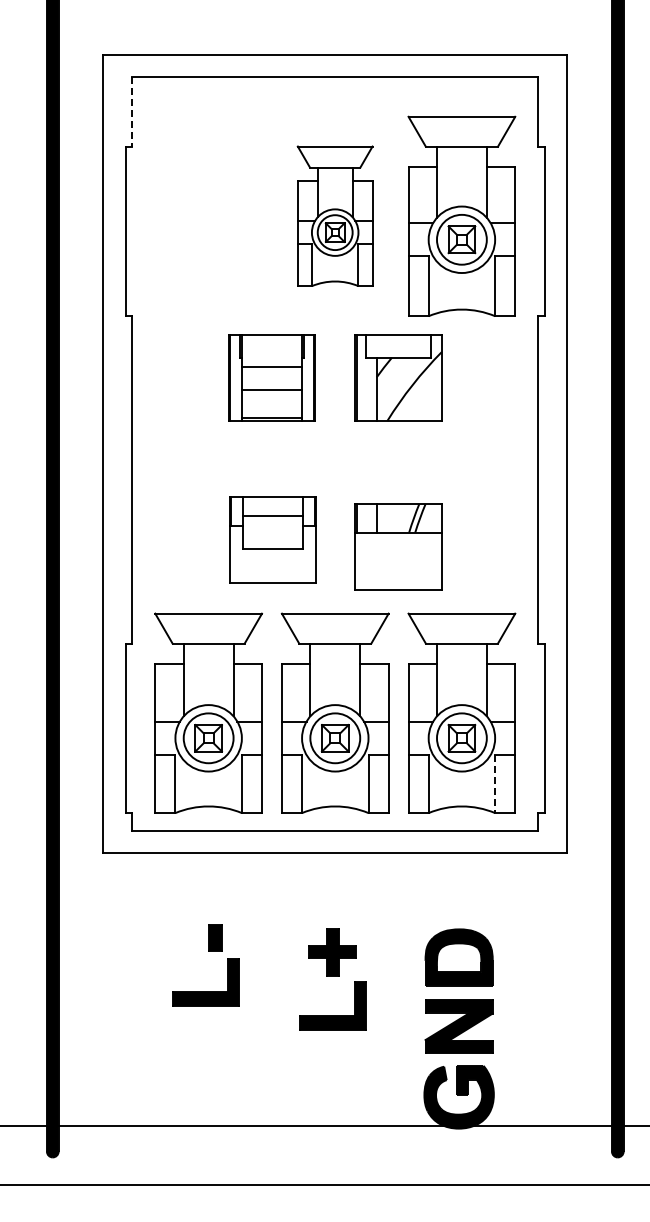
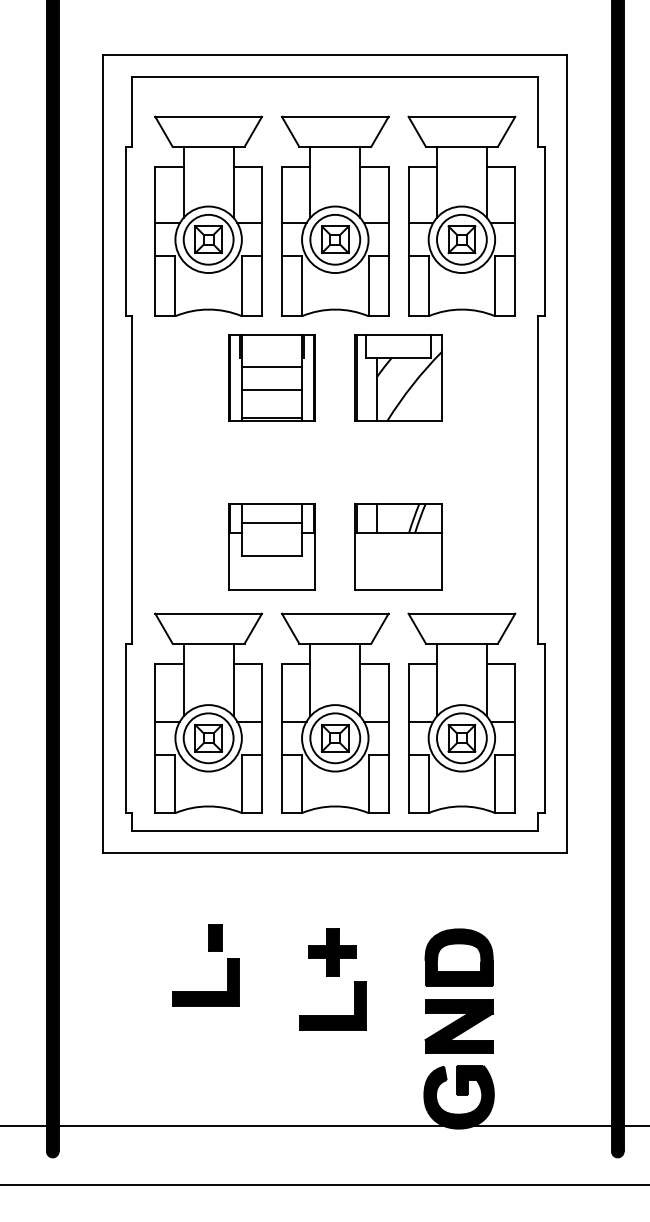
line: dashed -> solid (132, 111)
part: none -> present (208, 215)
part size: 78x142 px -> 110x202 px (334, 215)
part position: (272, 539) -> (271, 546) (271, 546)
line: dashed -> solid (495, 784)
